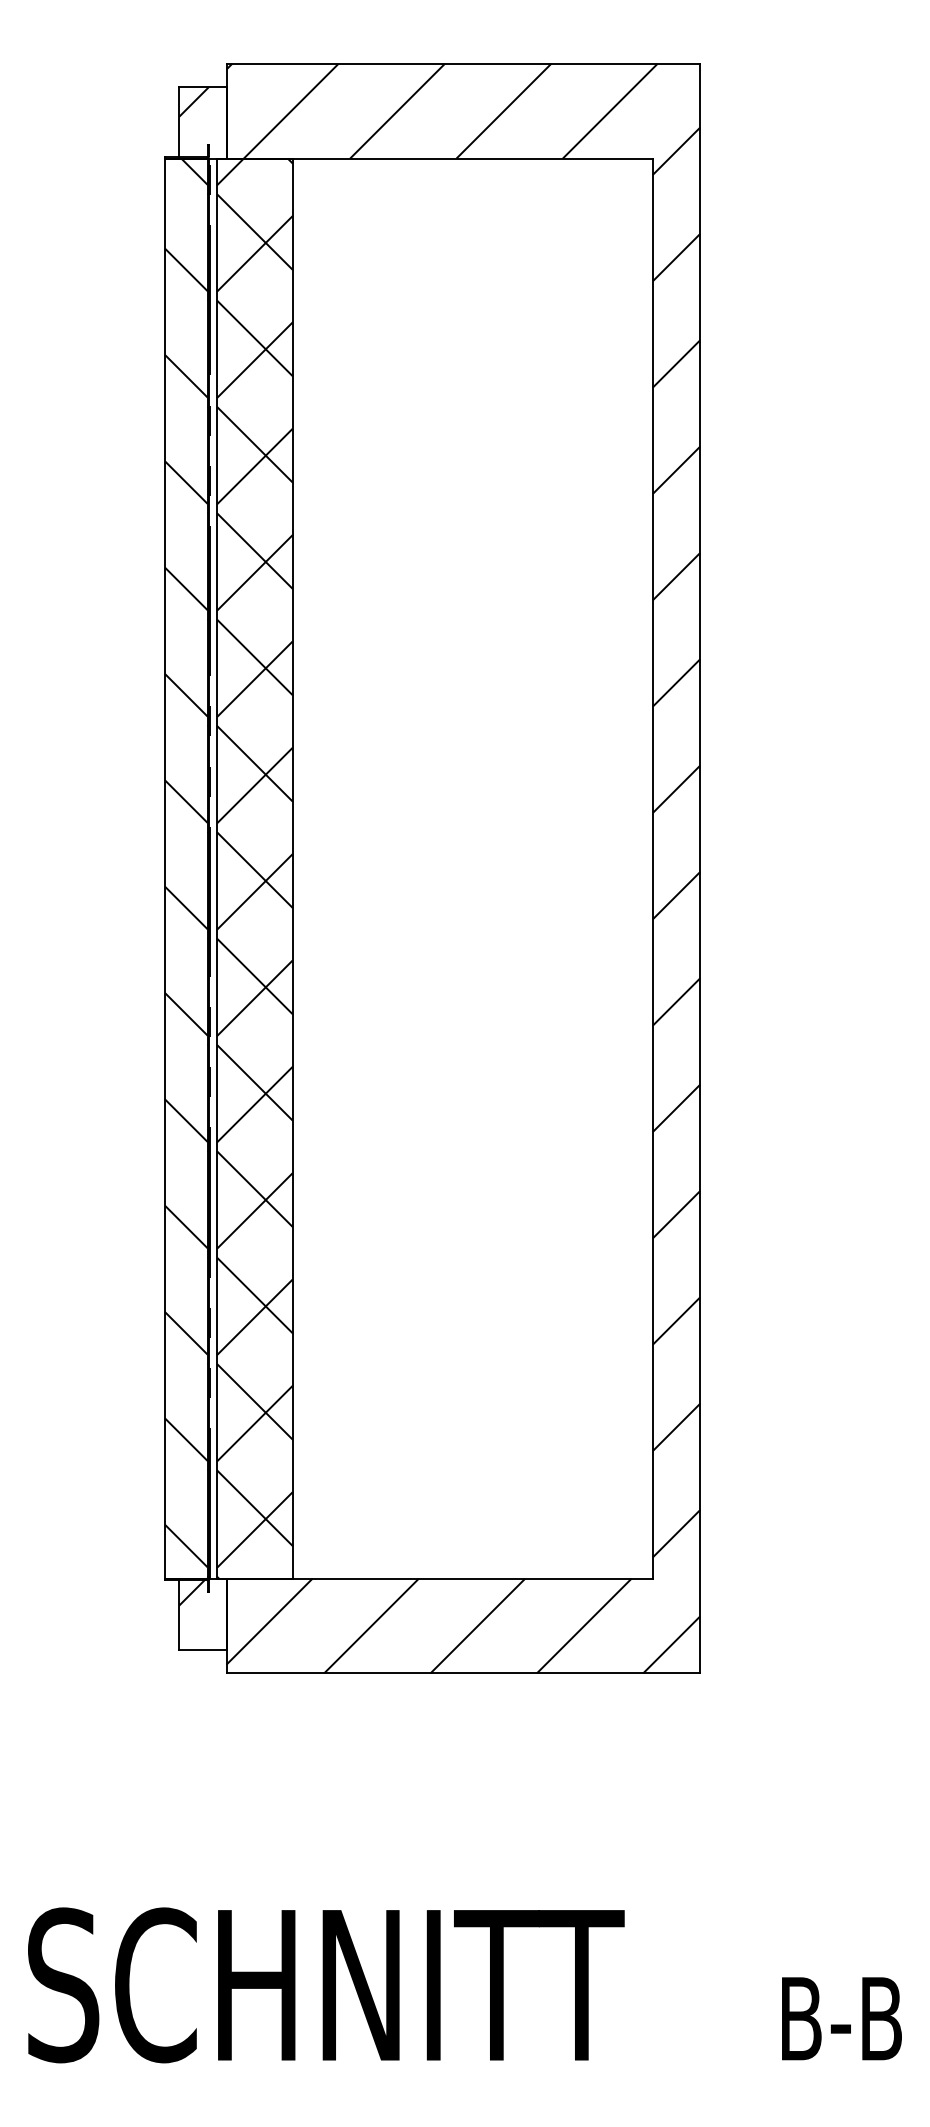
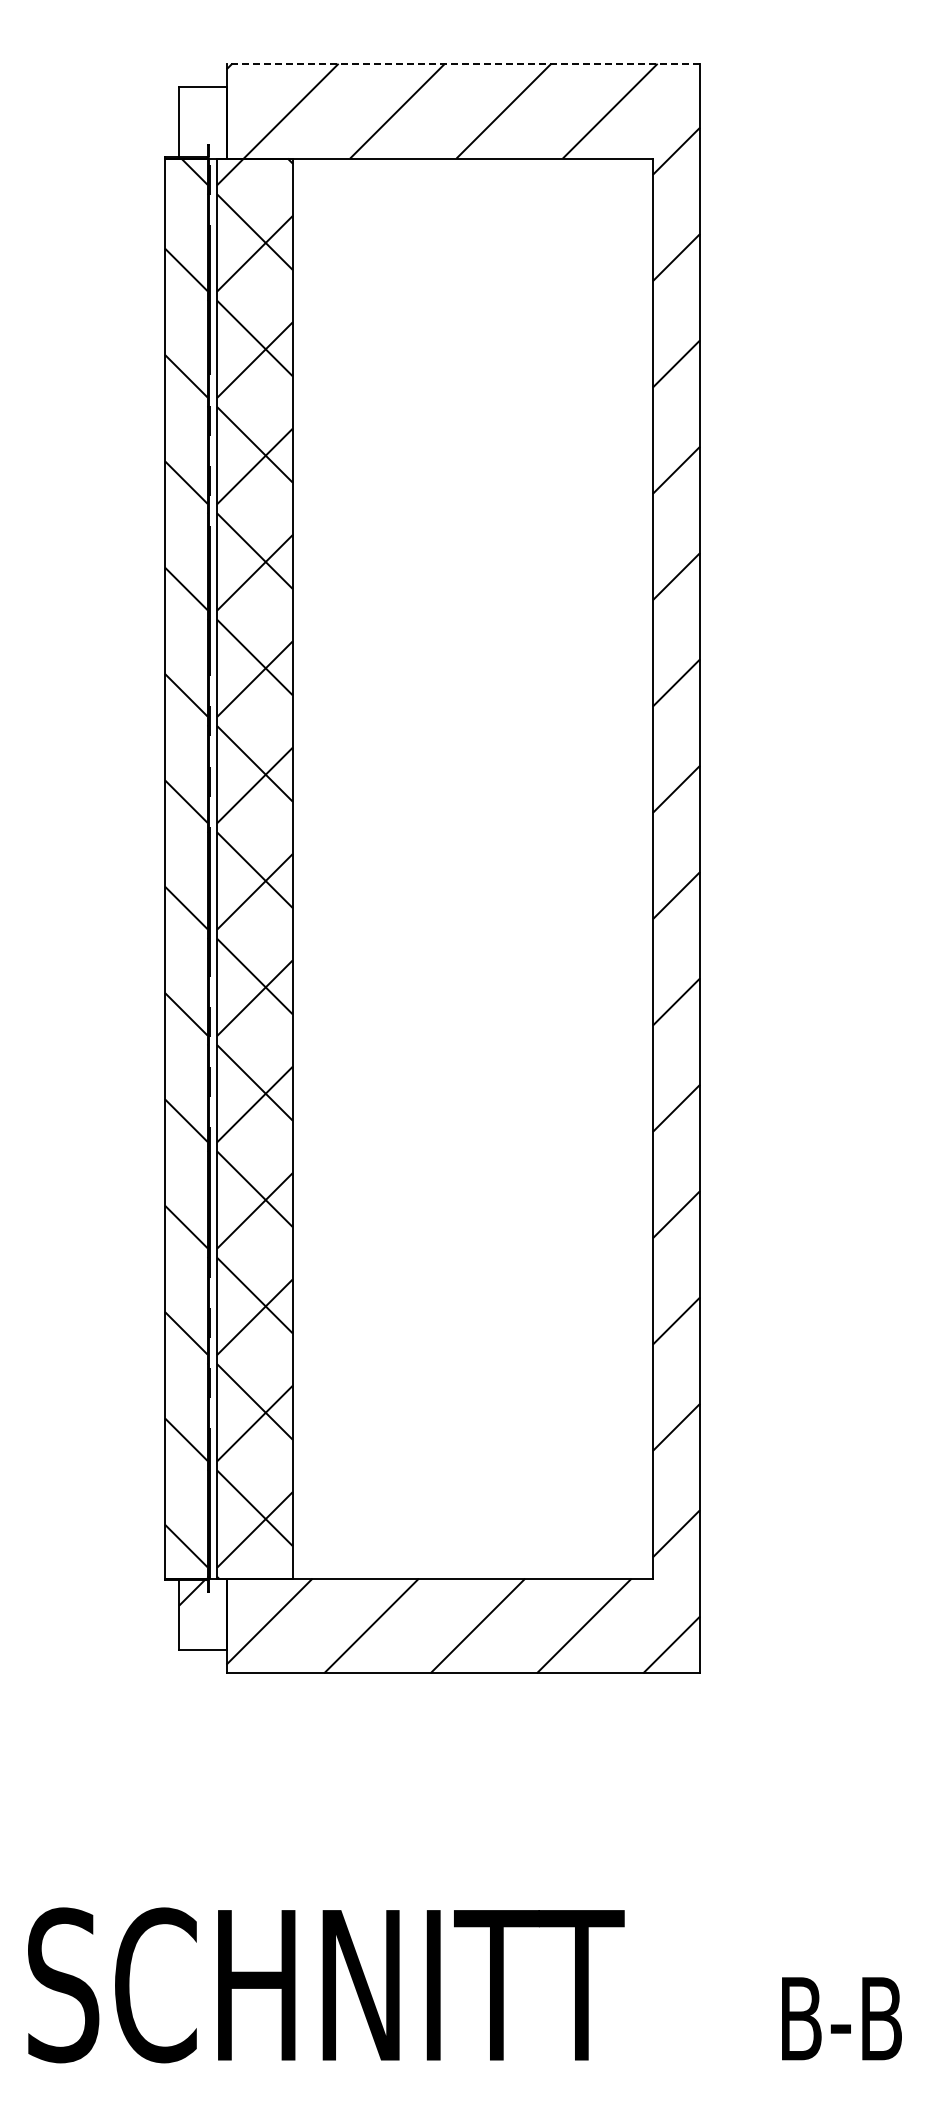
line: solid -> dashed (463, 63)
hatch: present -> none (193, 101)
